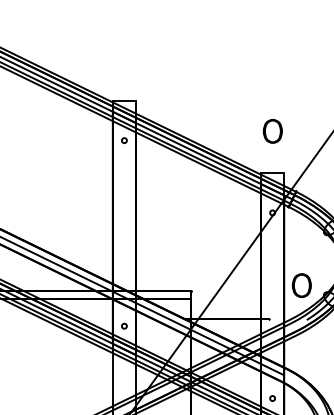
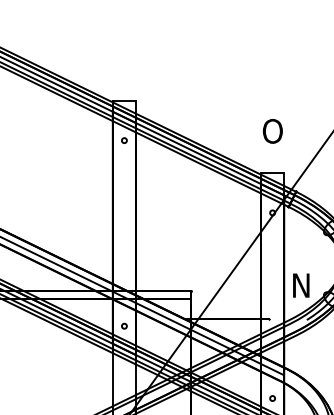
text: O -> N (301, 285)
